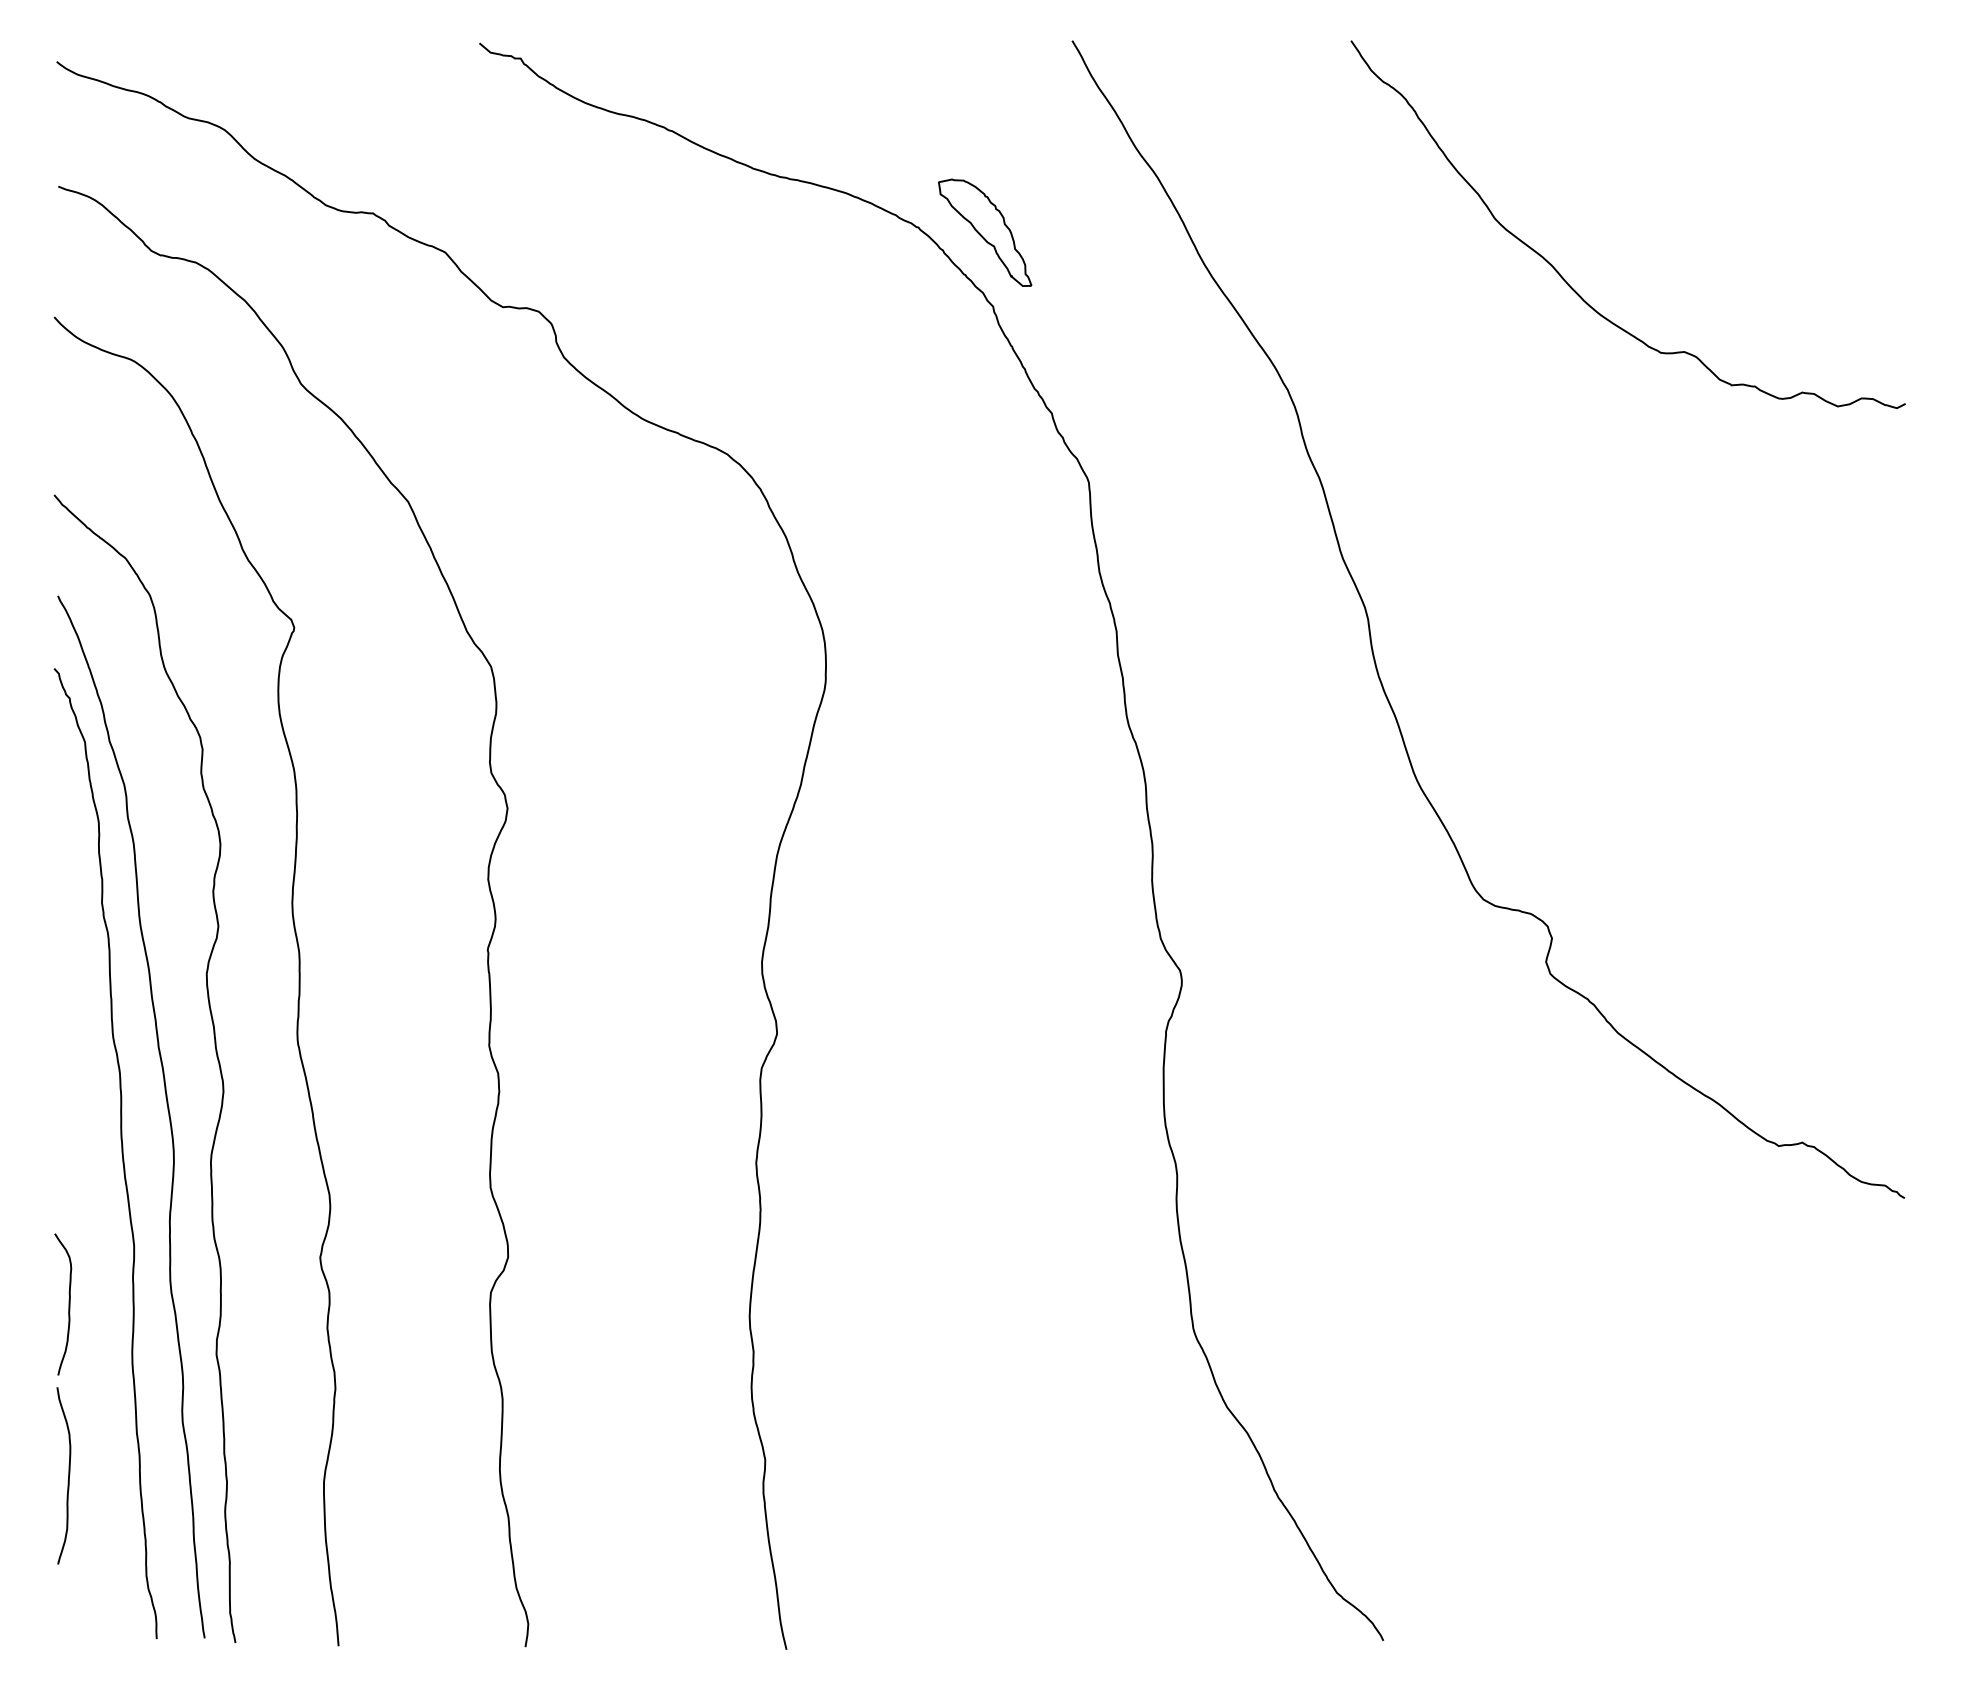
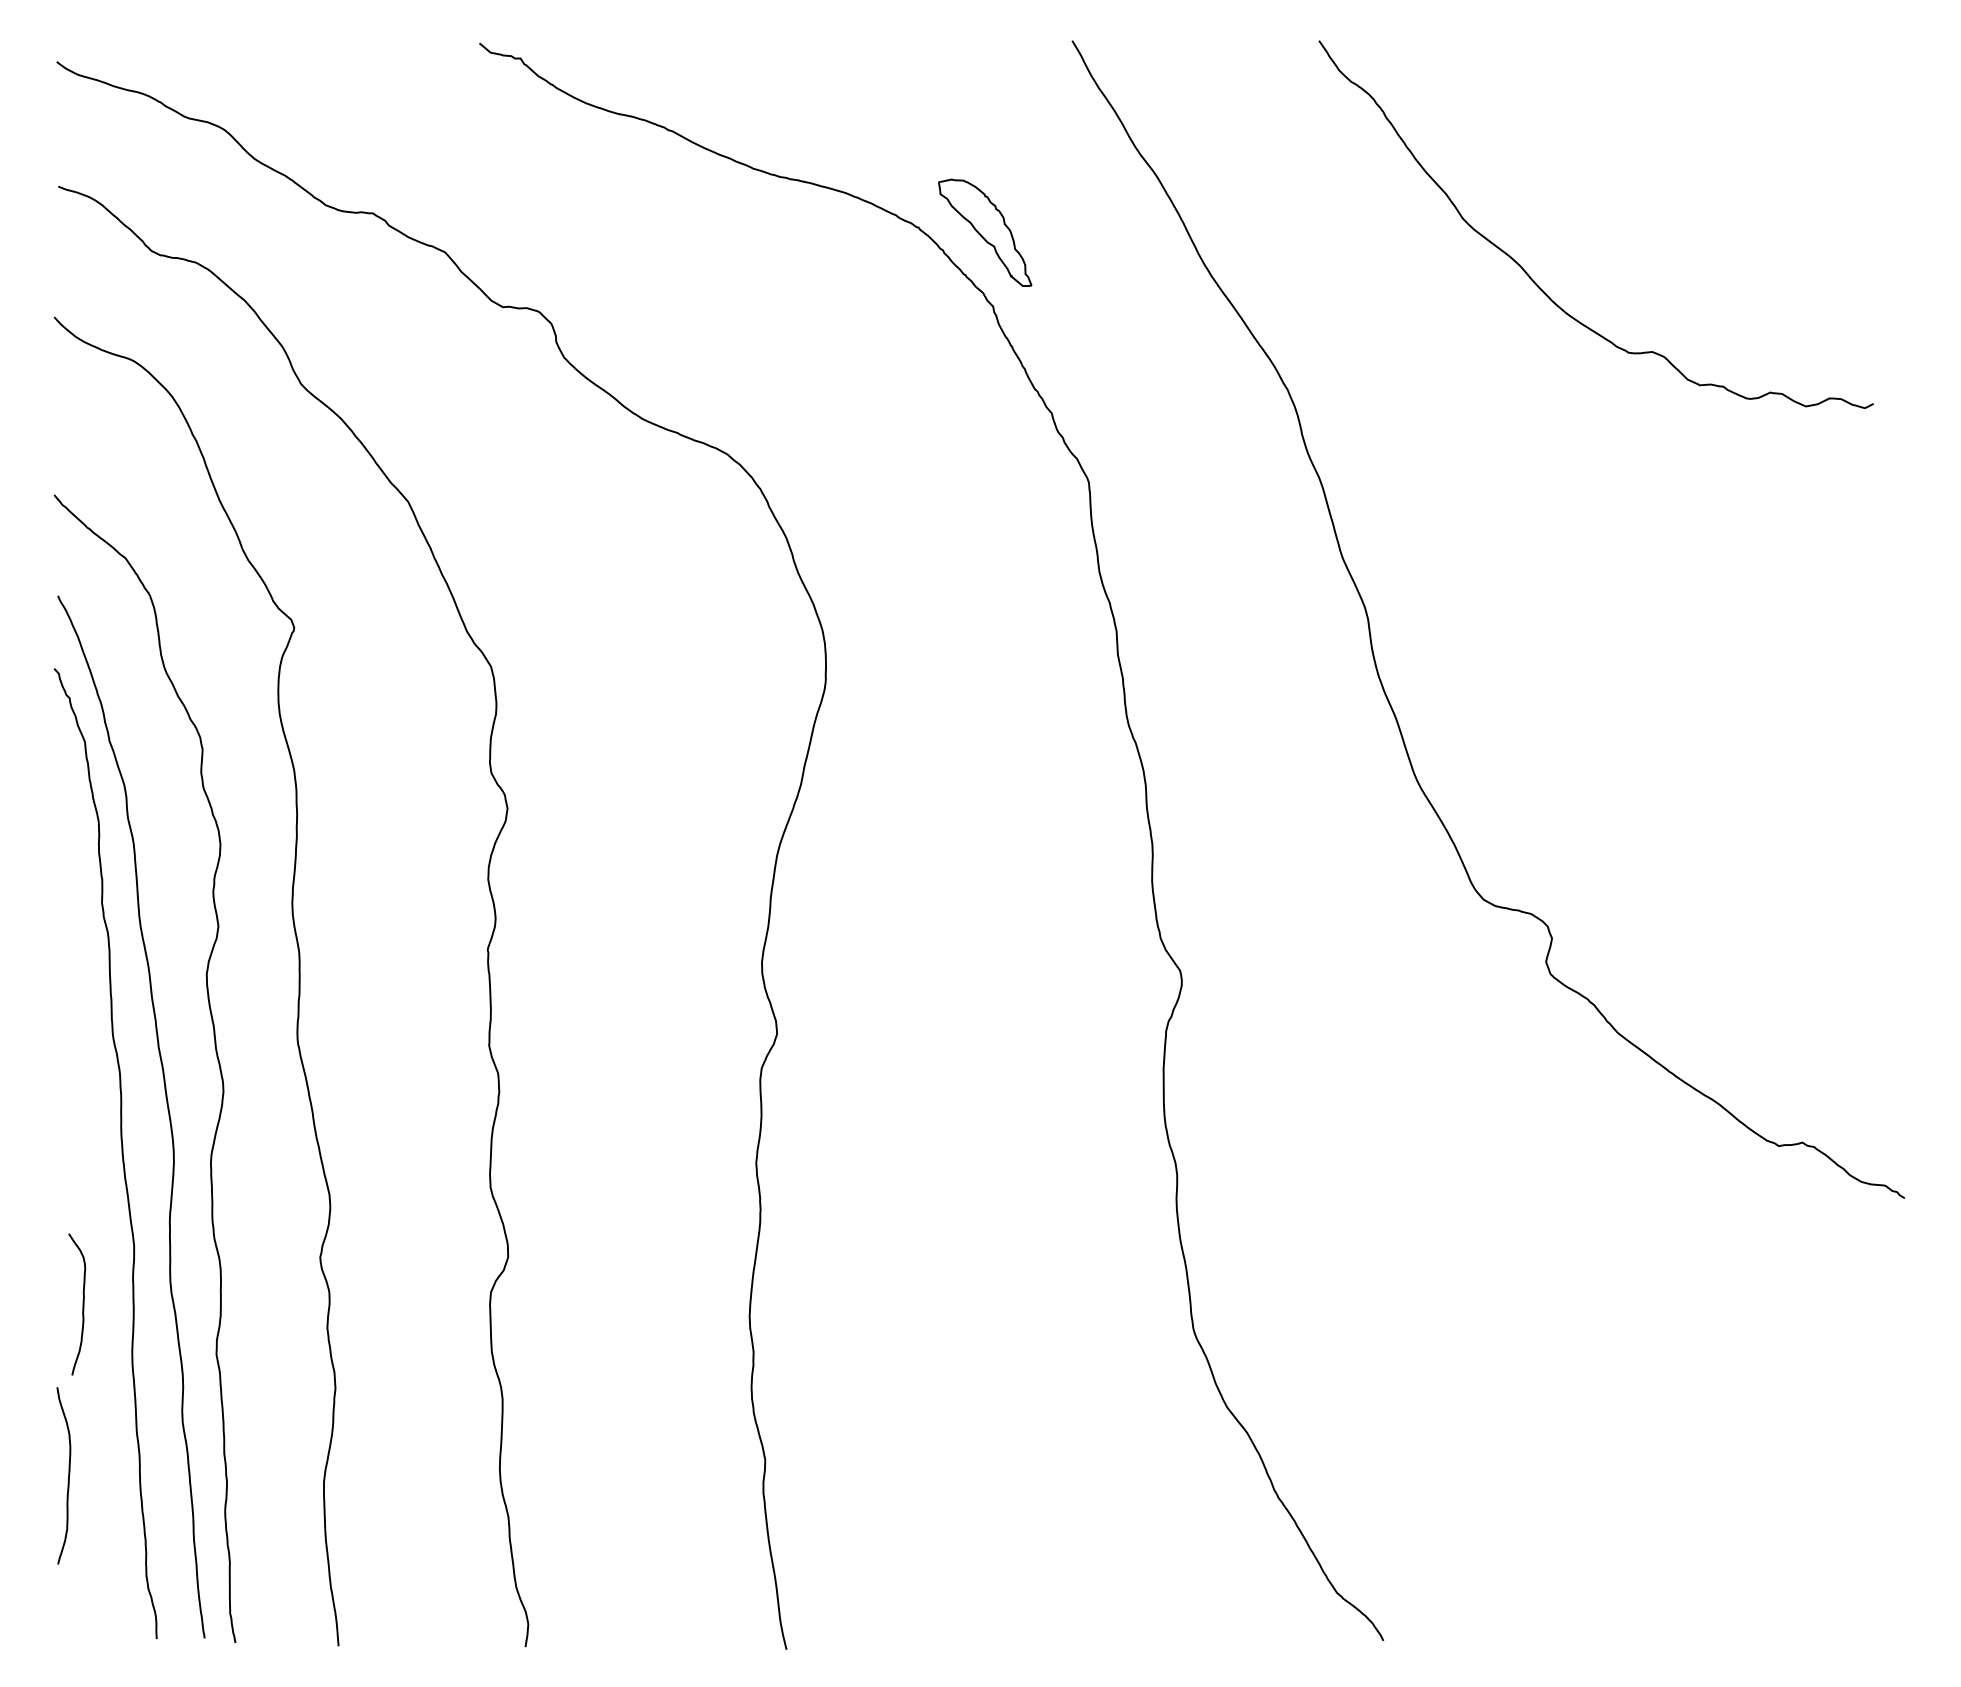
curve position: (1565, 279) -> (1533, 279) (1533, 279)
curve position: (68, 1304) -> (82, 1304) (82, 1304)
